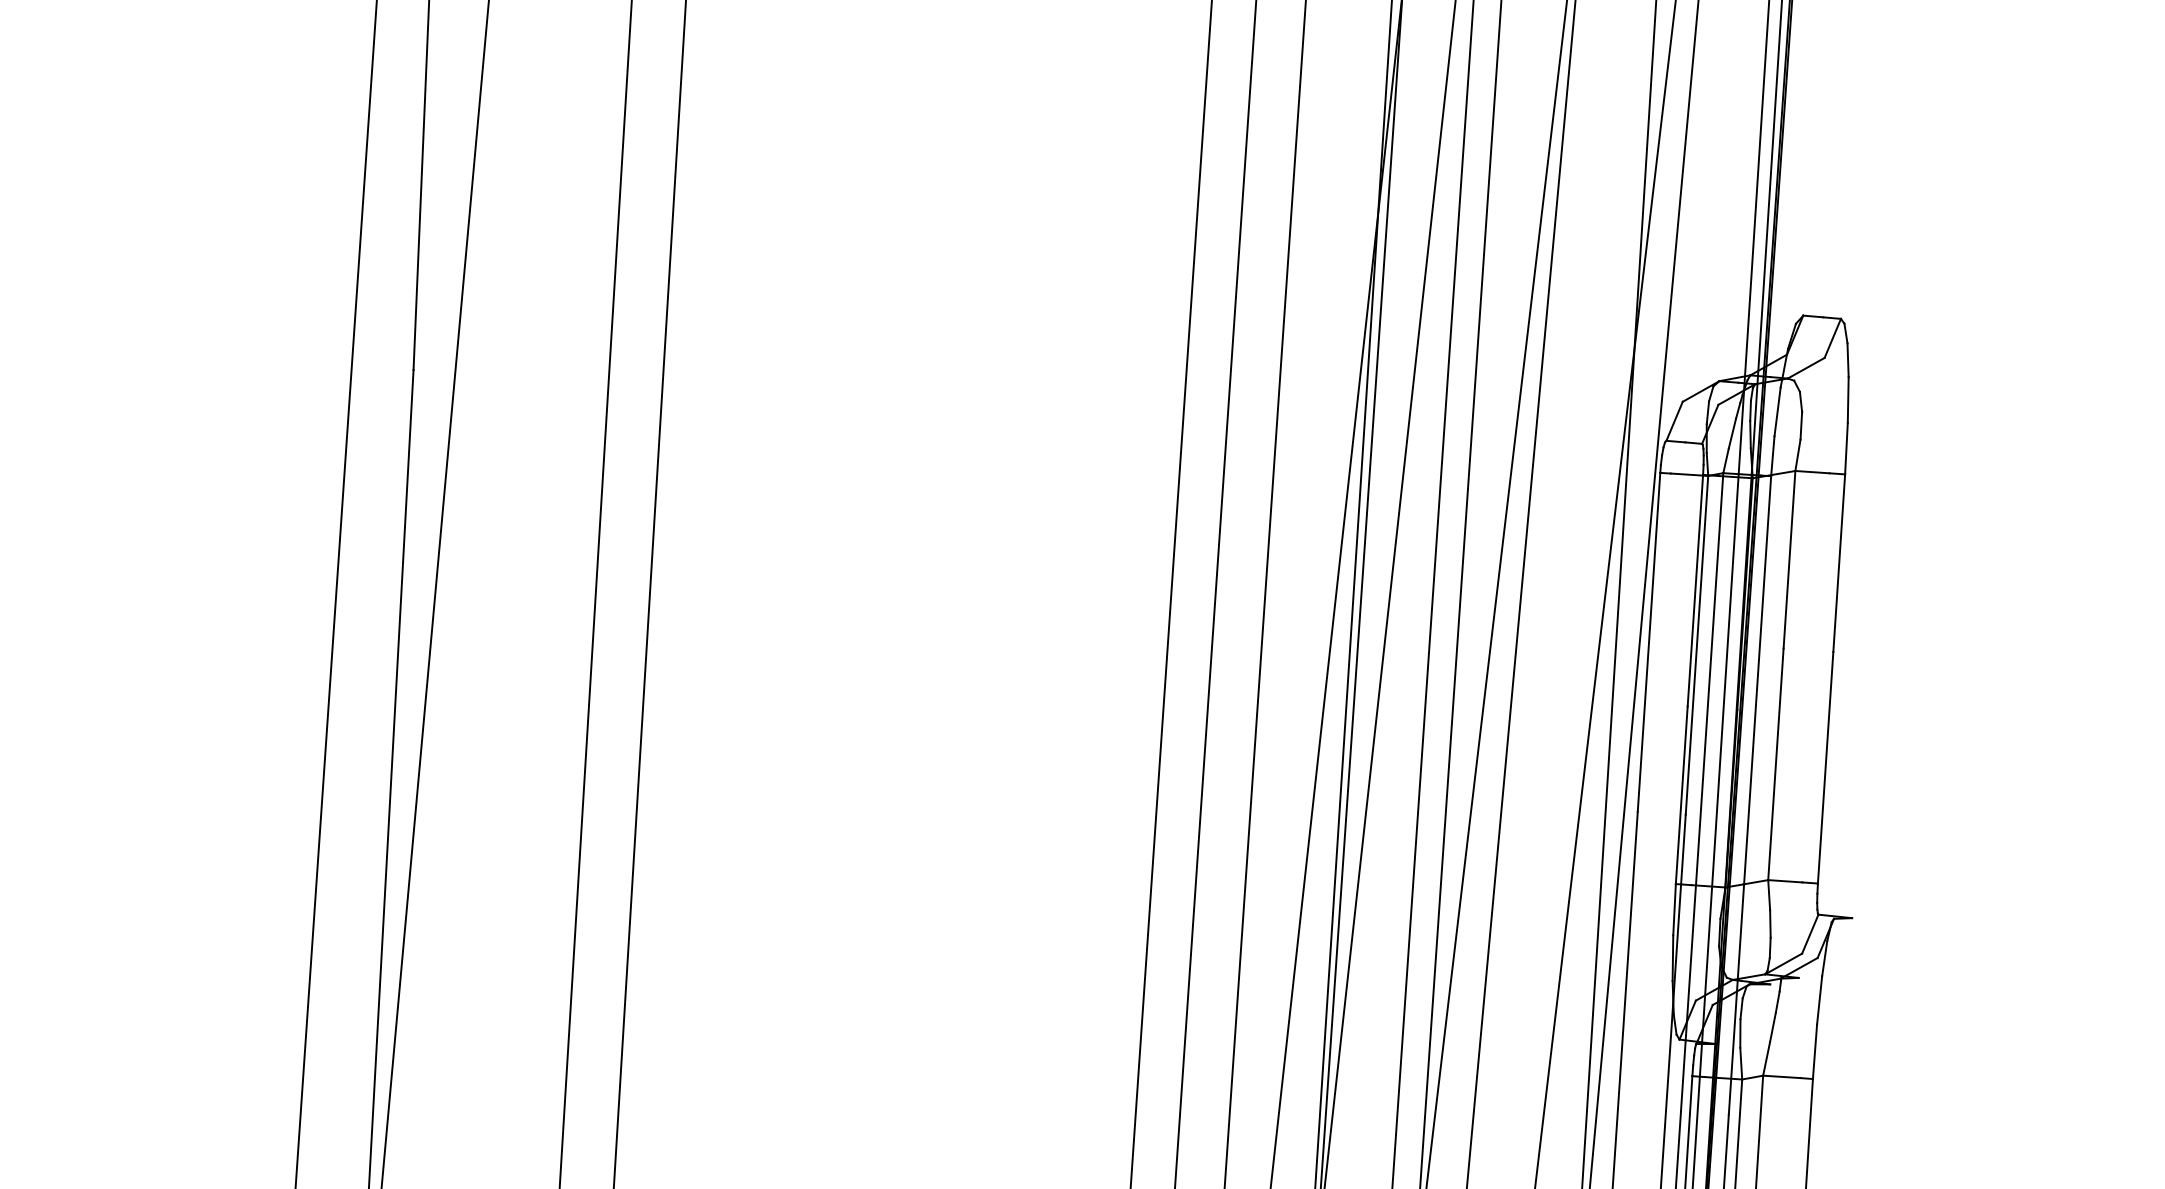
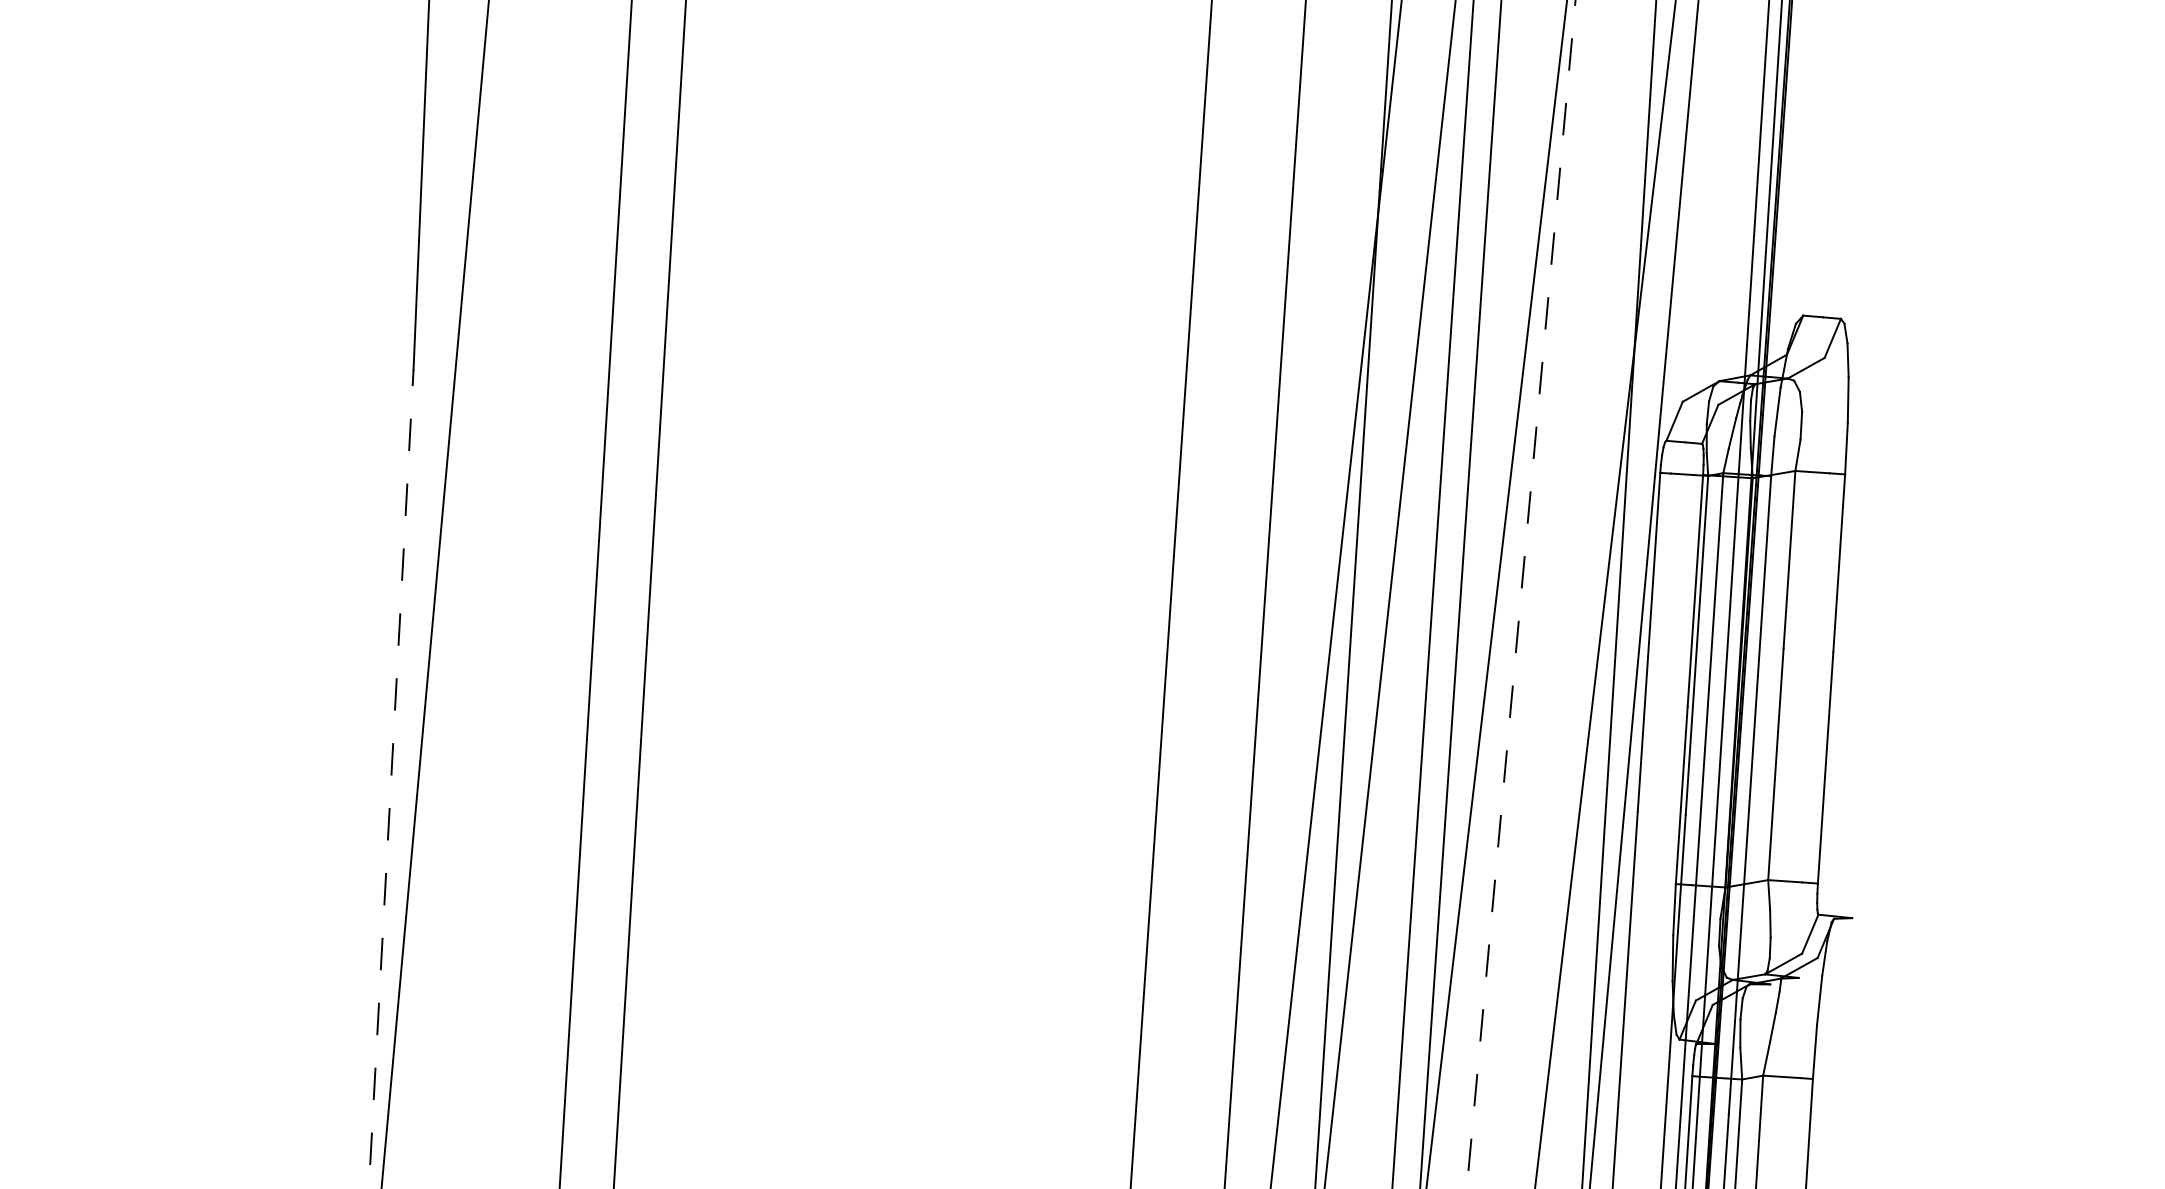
line: present -> none (335, 593)
line: present -> none (1215, 593)
line: present -> none (1361, 593)
line: solid -> dashed (1521, 595)
line: solid -> dashed (391, 779)
